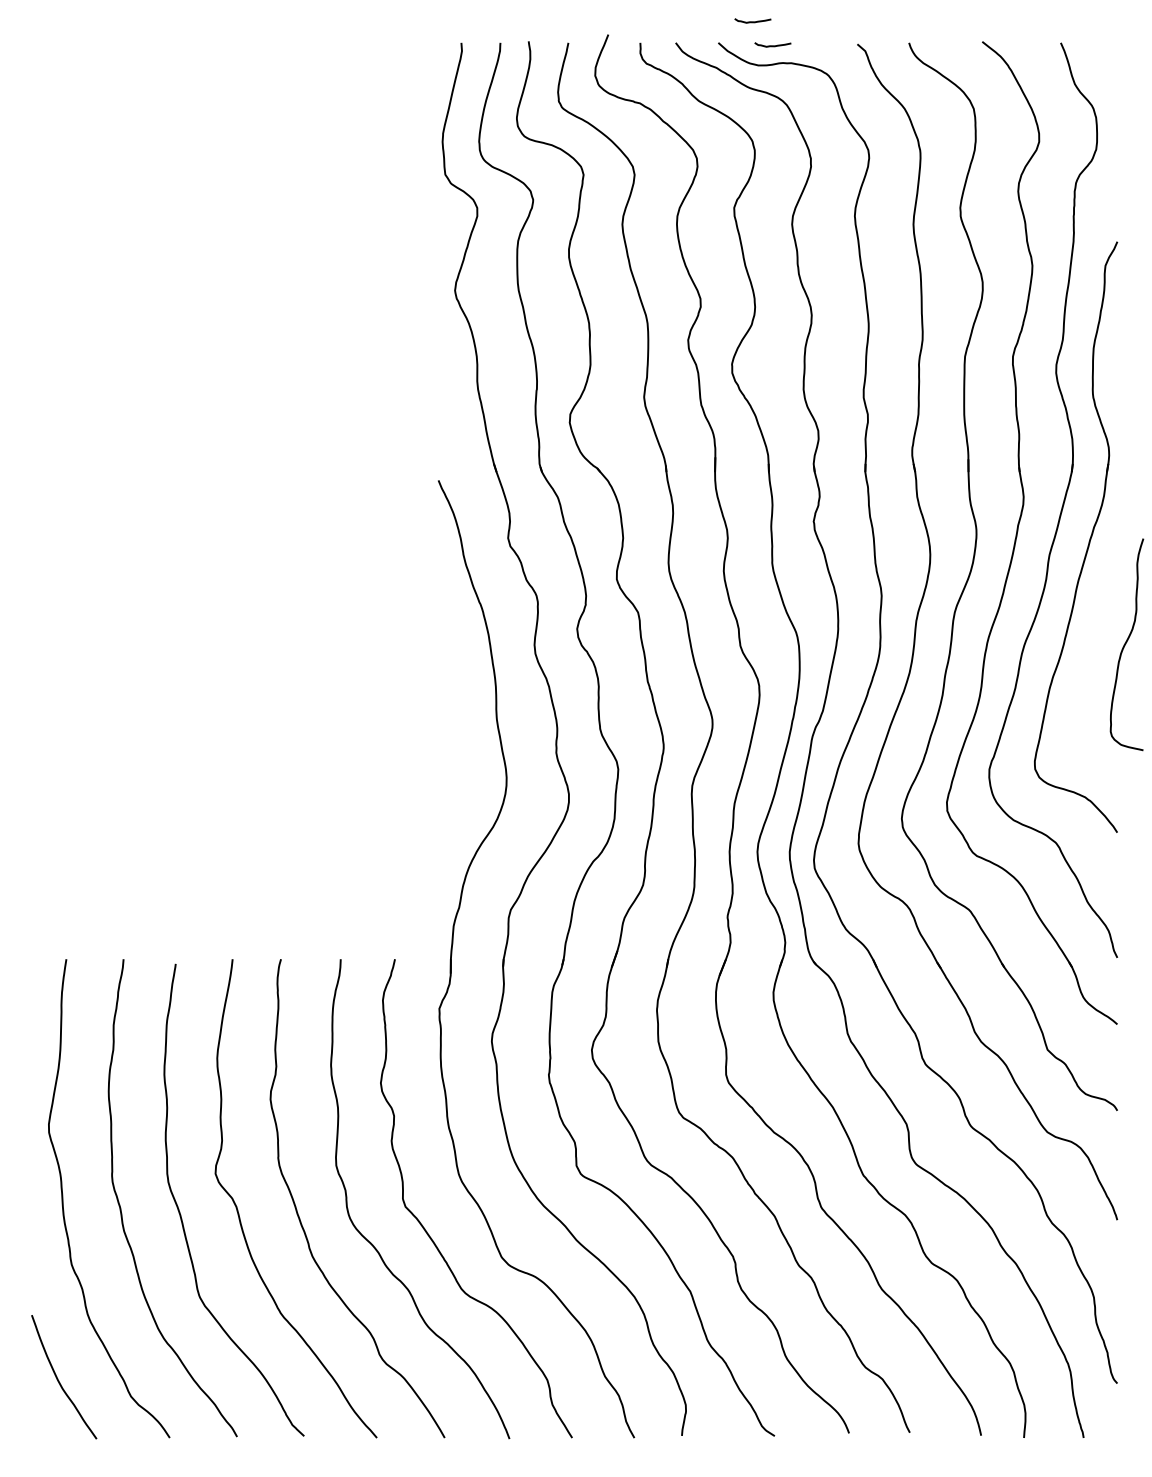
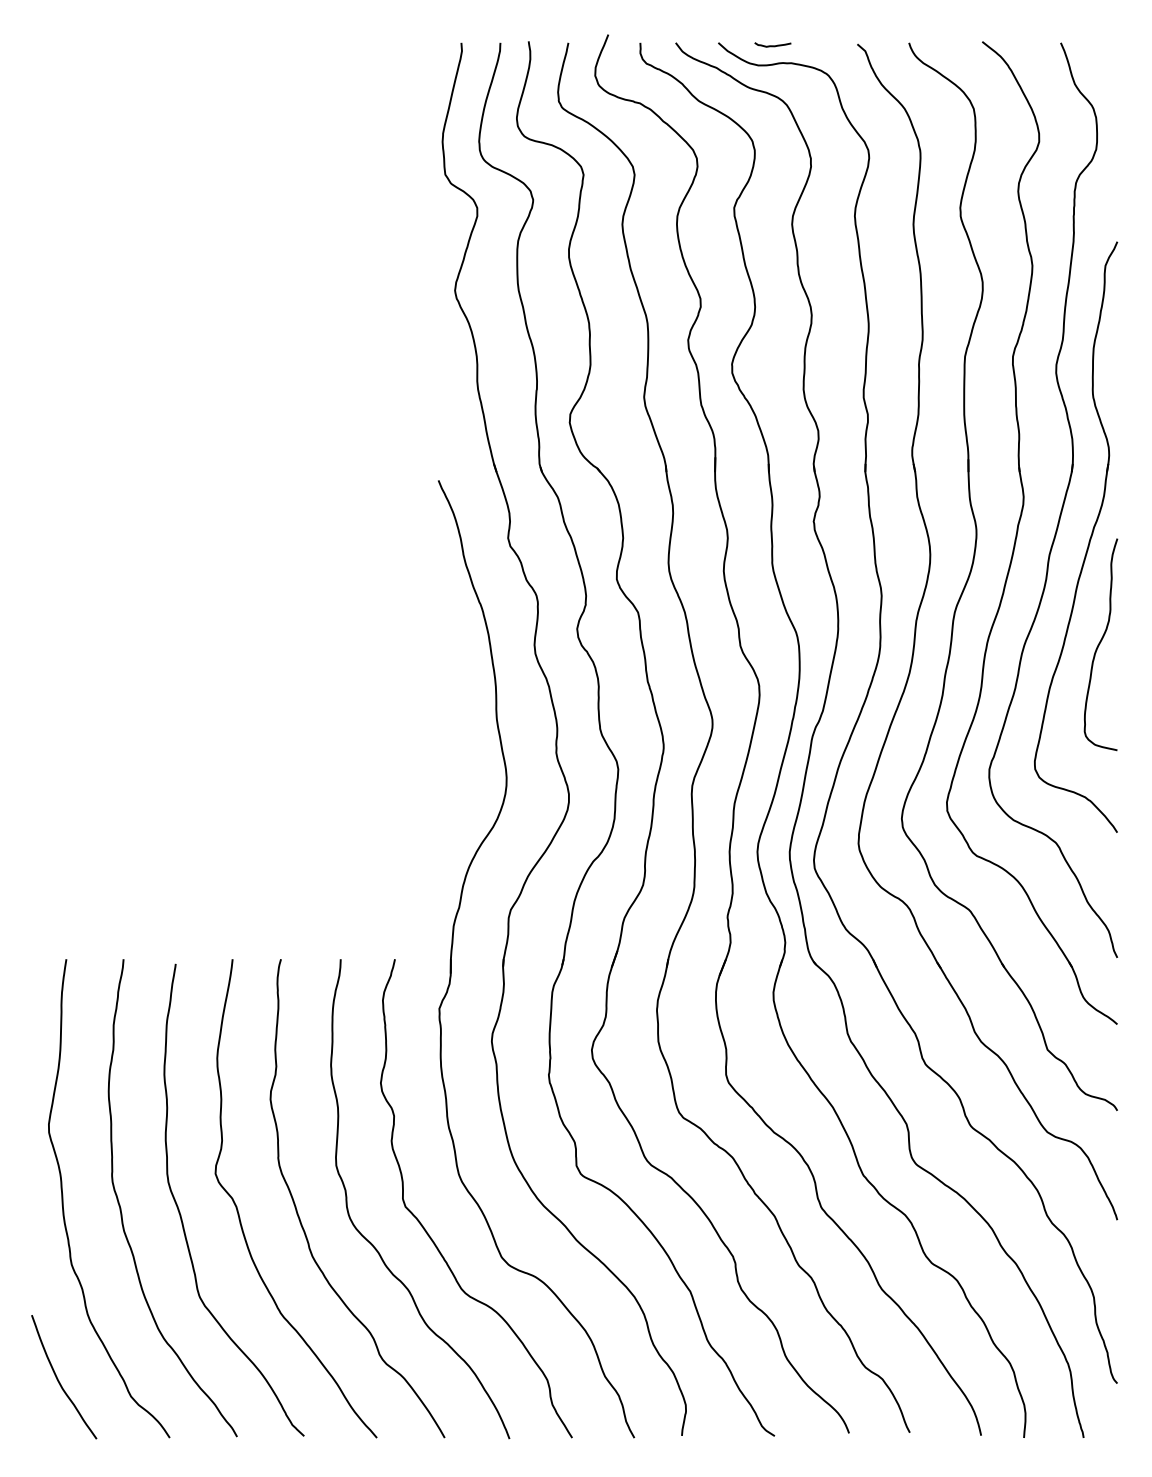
curve: present -> none (752, 21)
curve position: (1126, 644) -> (1100, 644) (1100, 644)
